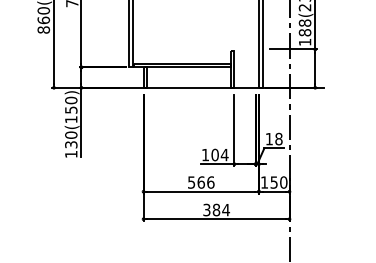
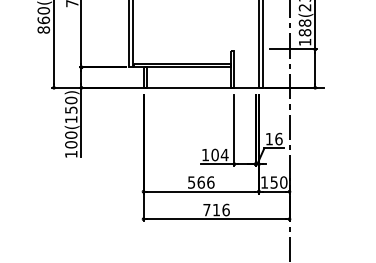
text: 18 -> 16 (278, 138)
text: 130(150) -> 100(150) (71, 144)
text: 384 -> 716 (216, 209)
